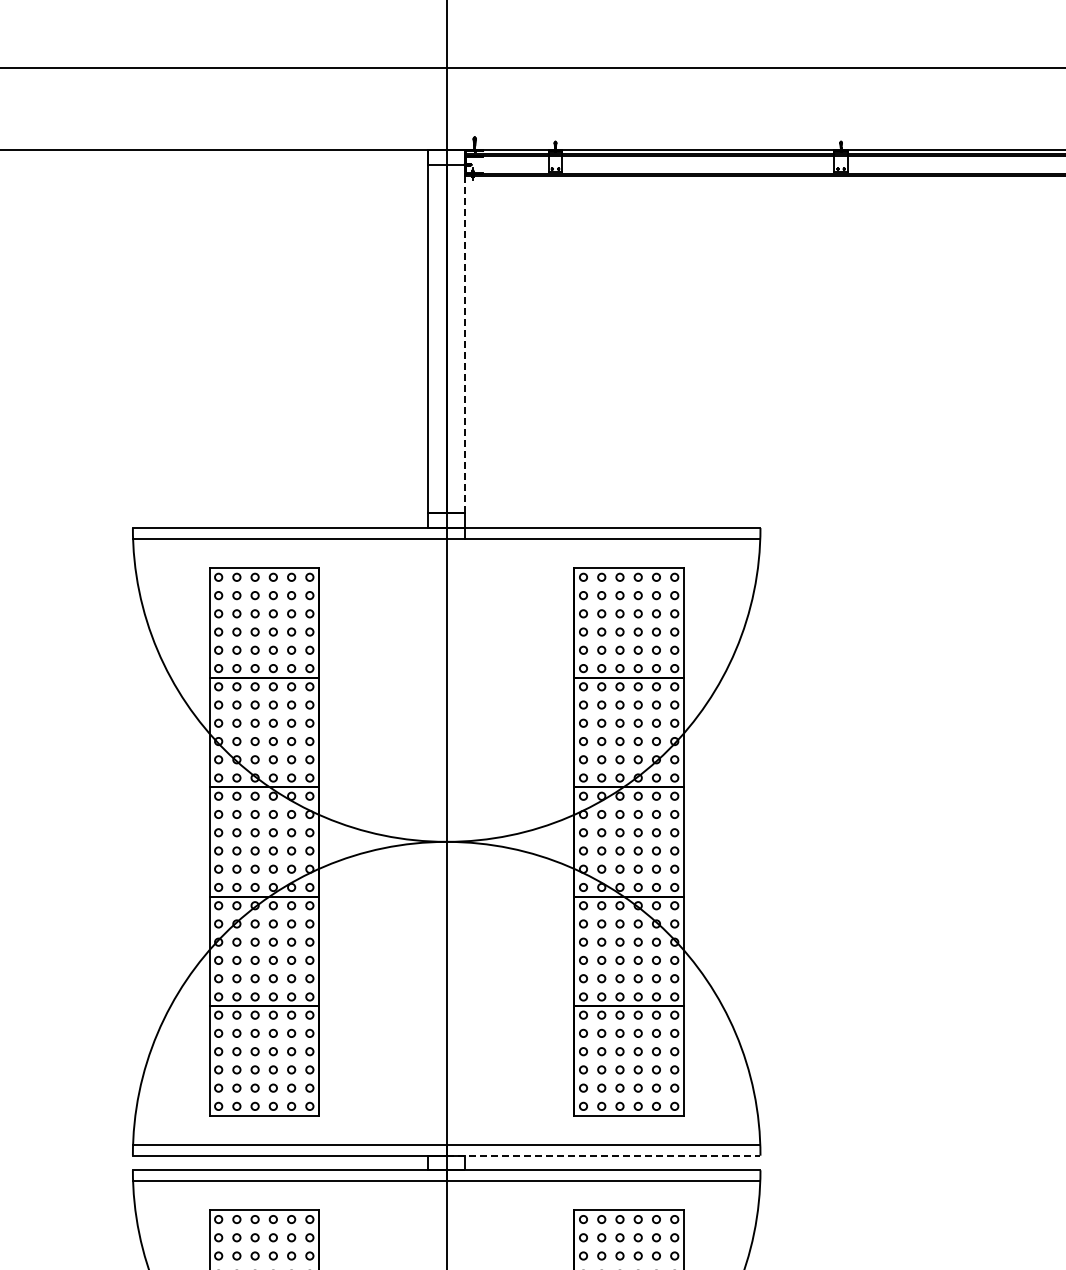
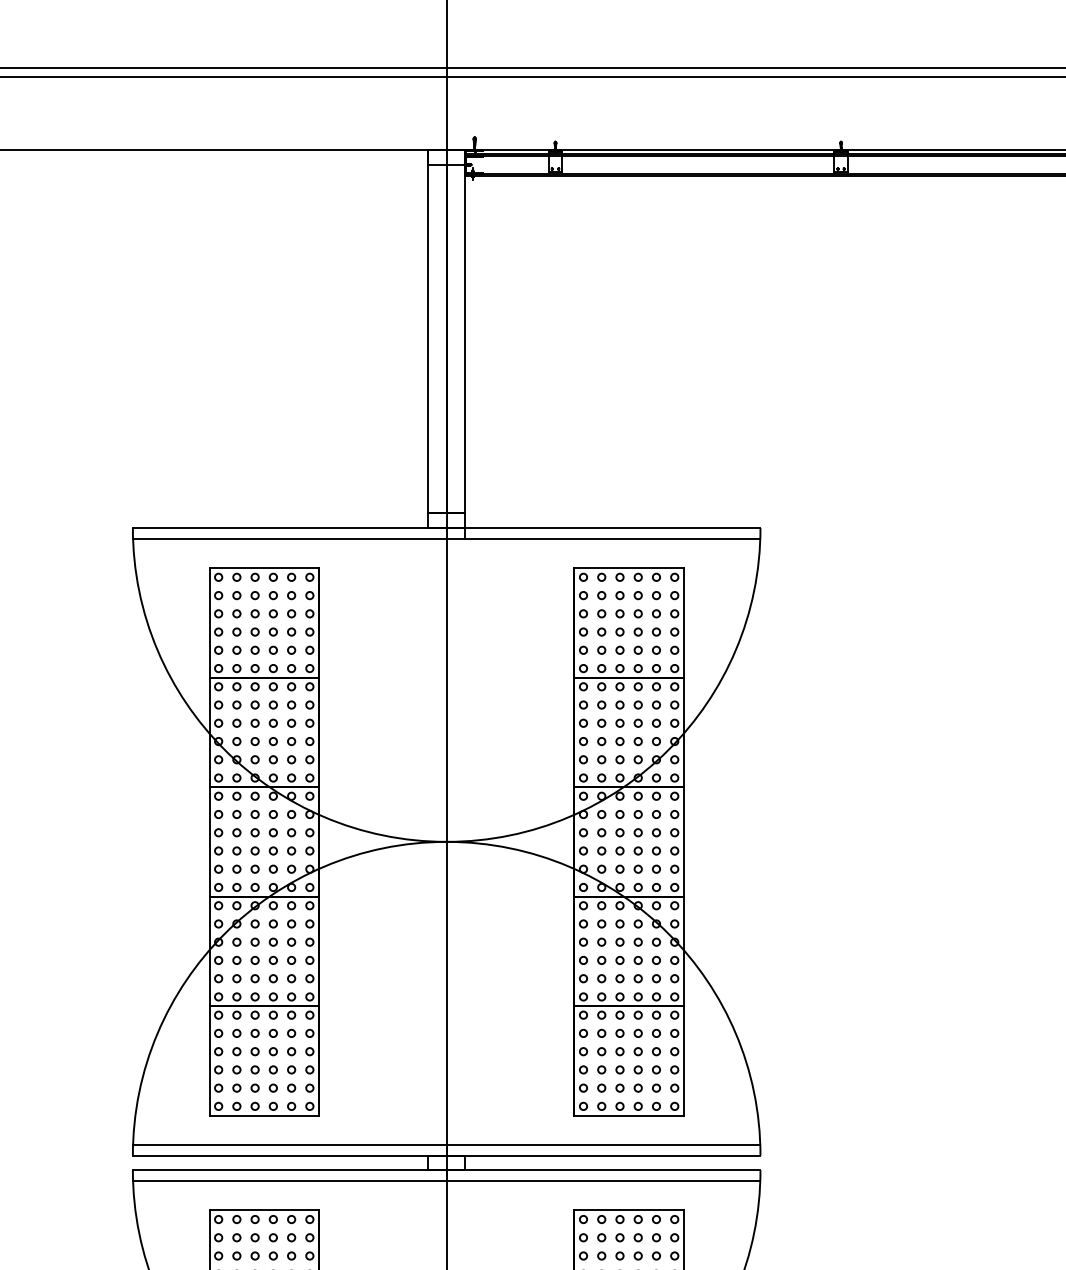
line: none -> present (532, 77)
line: dashed -> solid (464, 331)
line: dashed -> solid (603, 1155)
